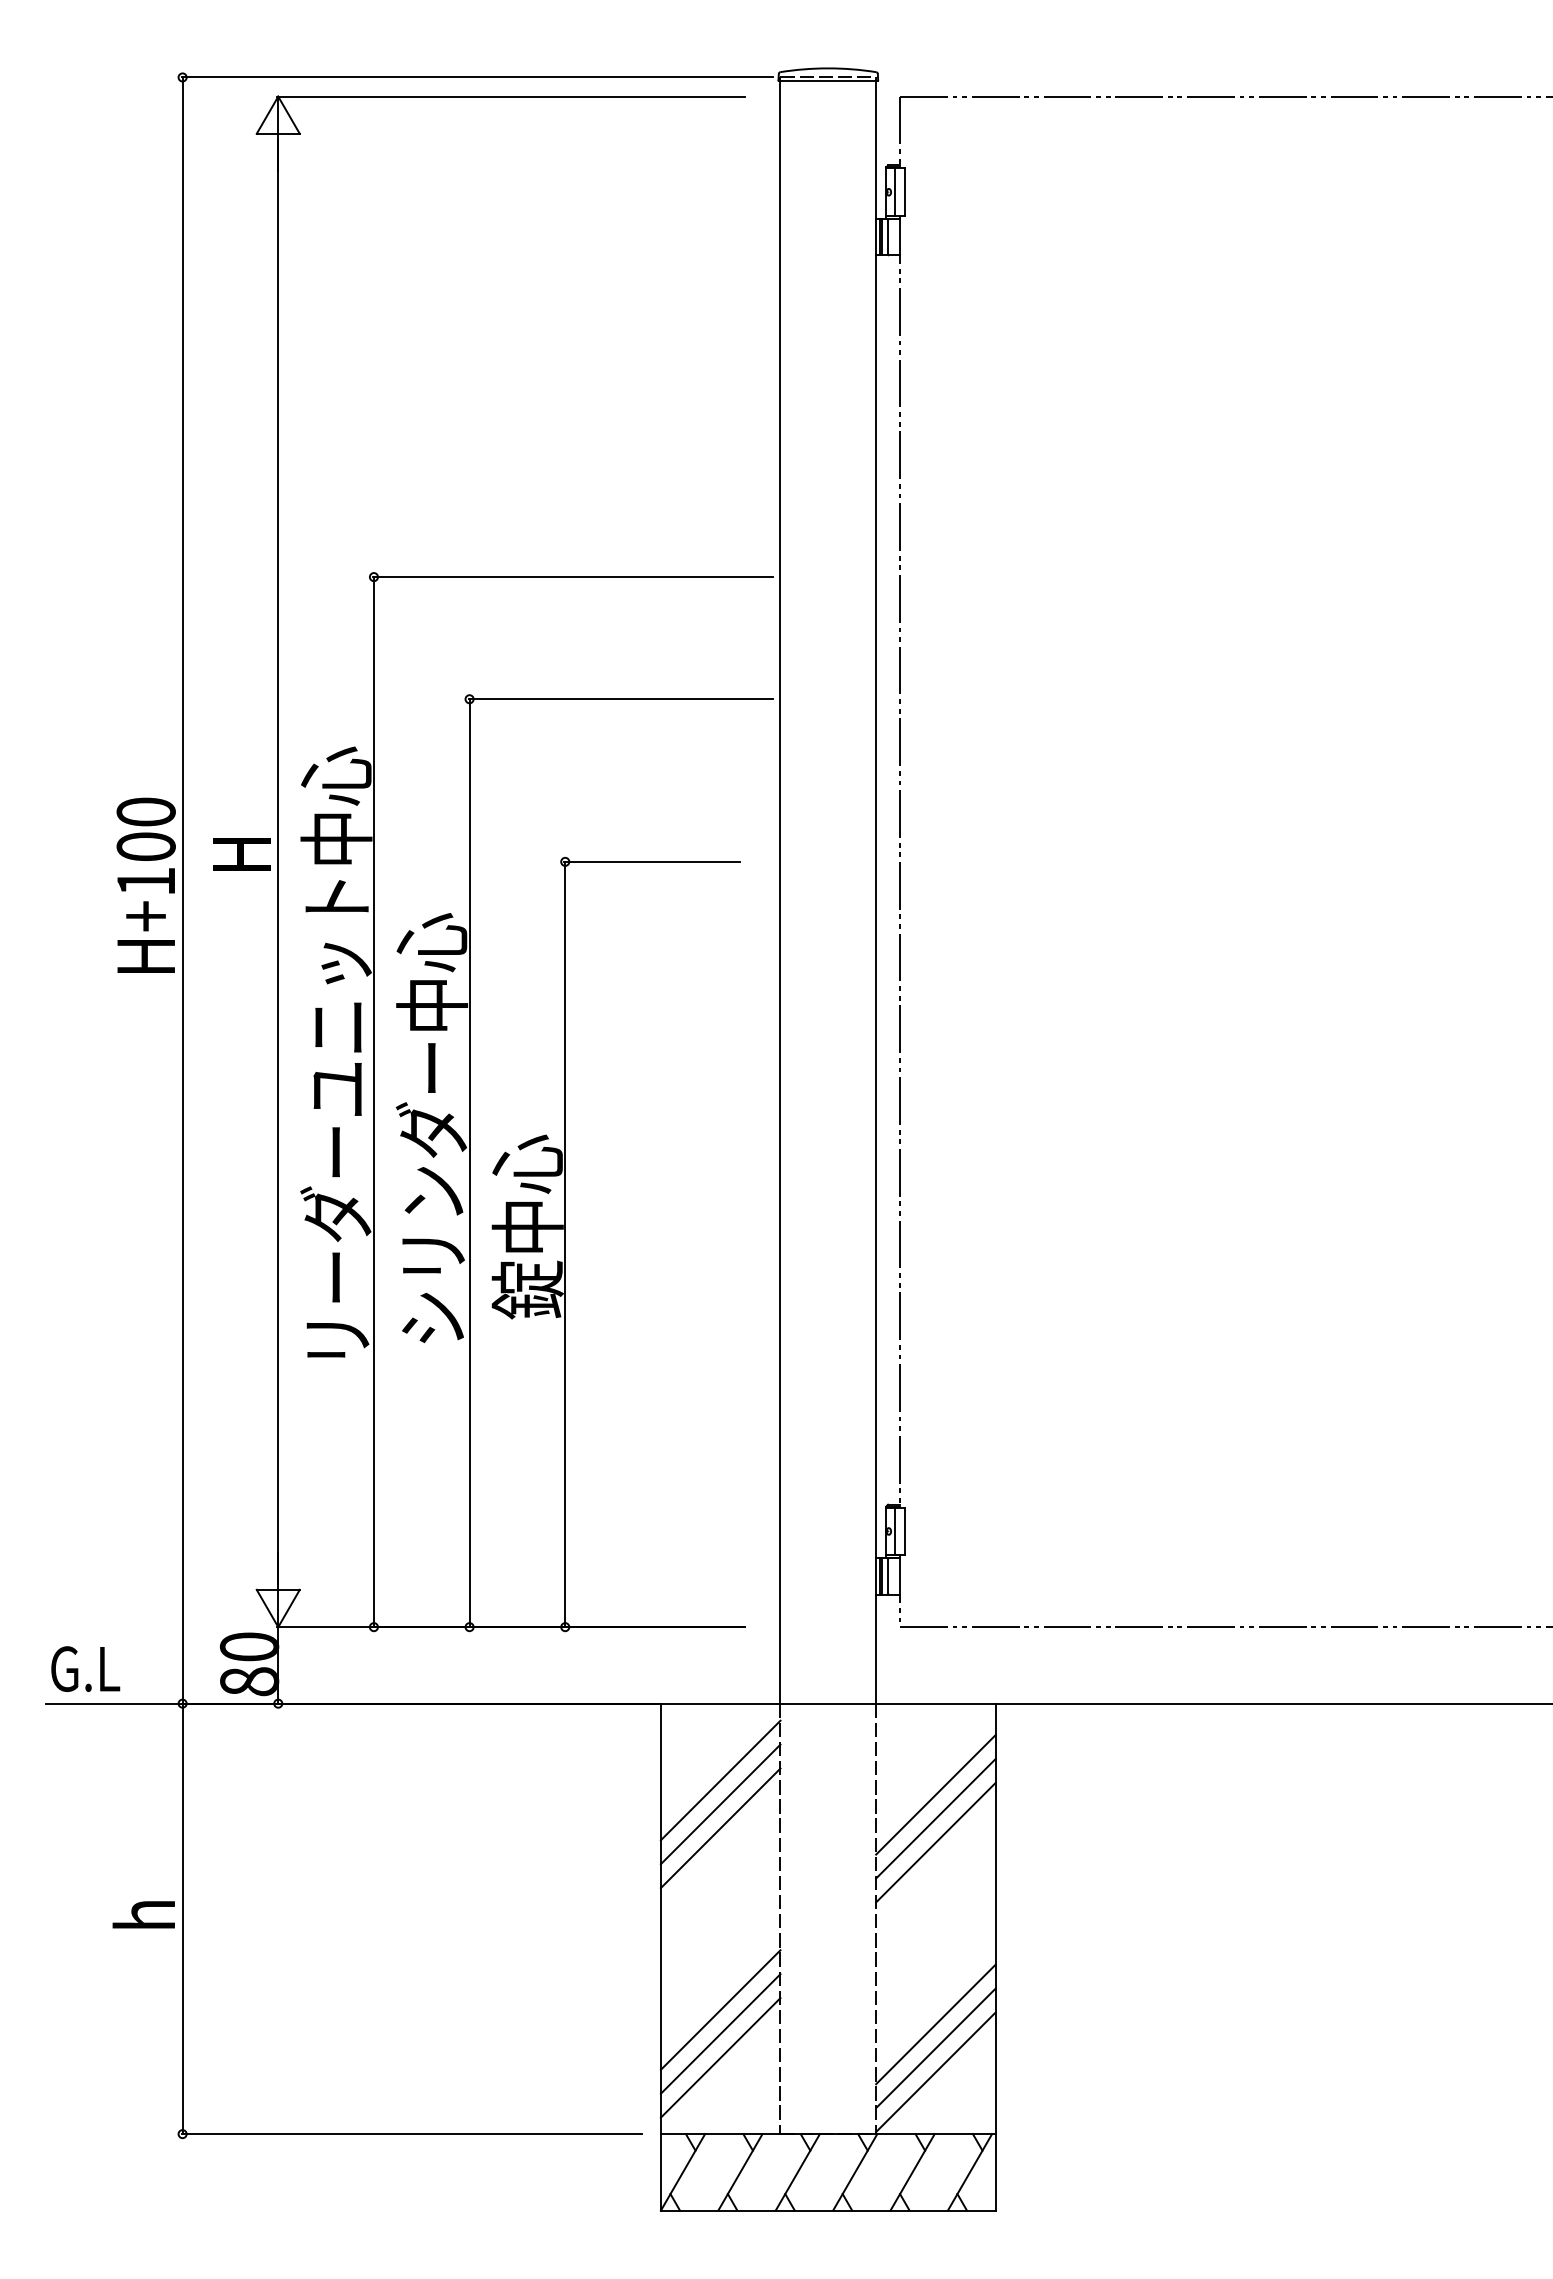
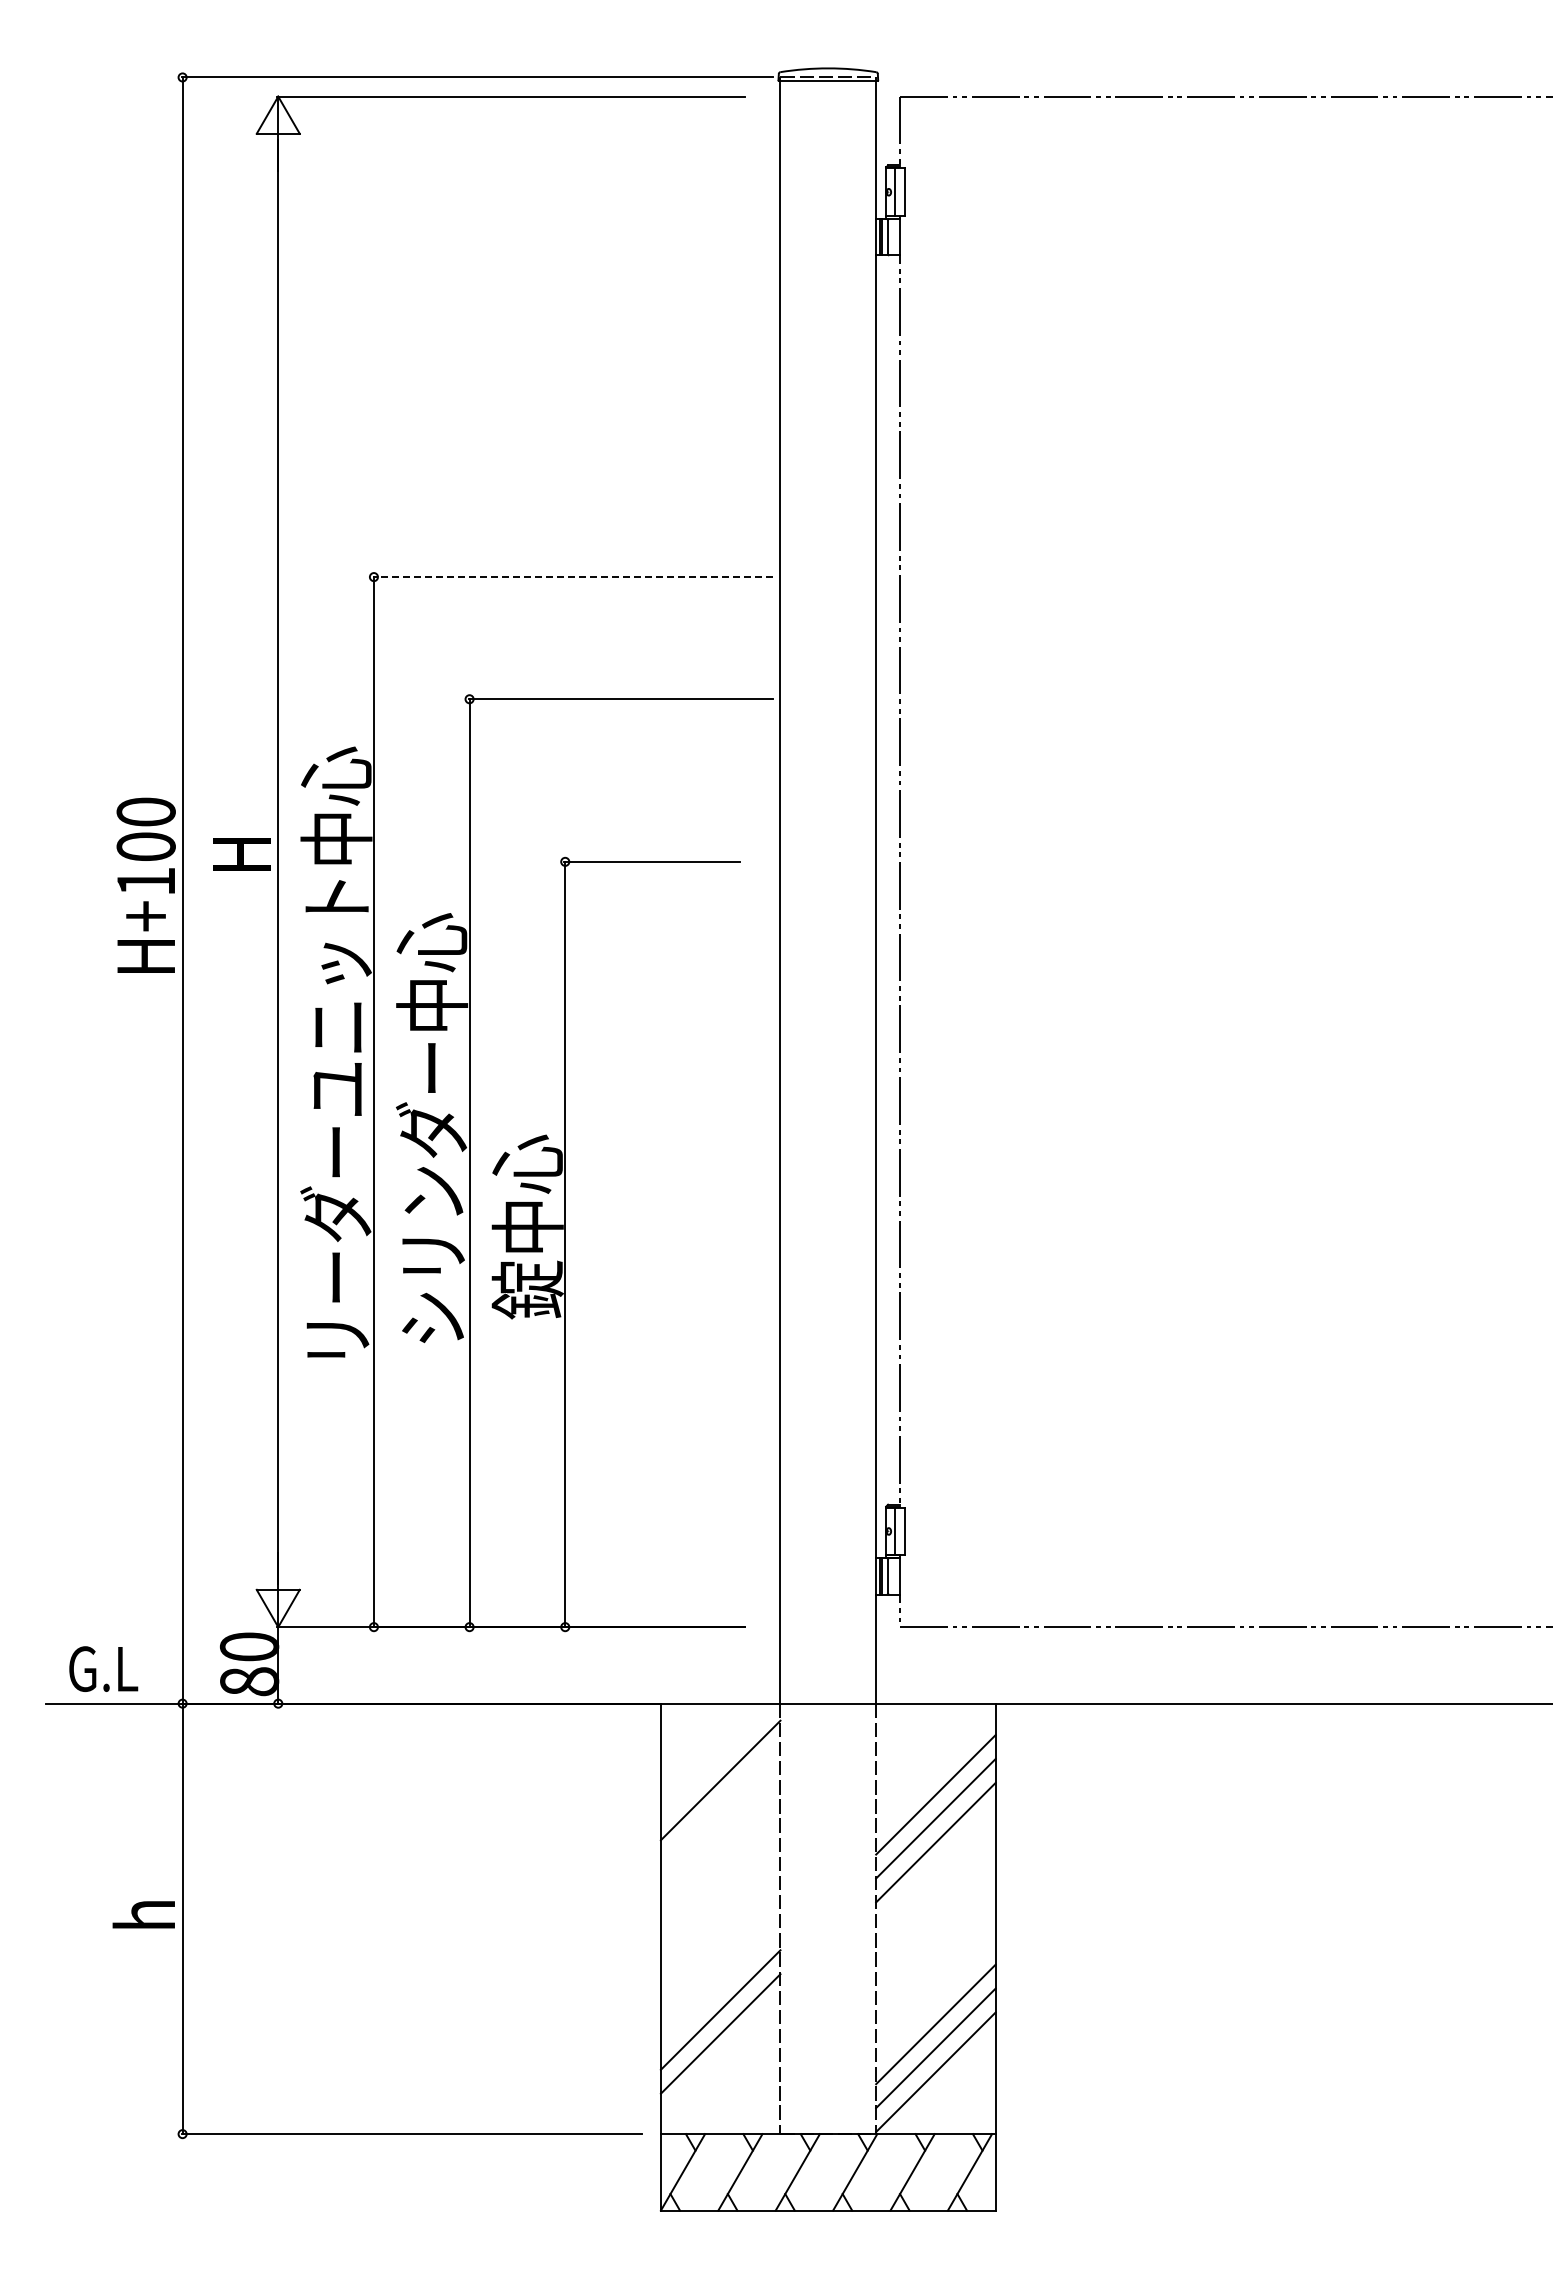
line: solid -> dashed (572, 577)
text position: (85, 1668) -> (103, 1668) (103, 1668)
line: present -> none (720, 1804)
line: present -> none (720, 1828)
line: present -> none (720, 2057)
